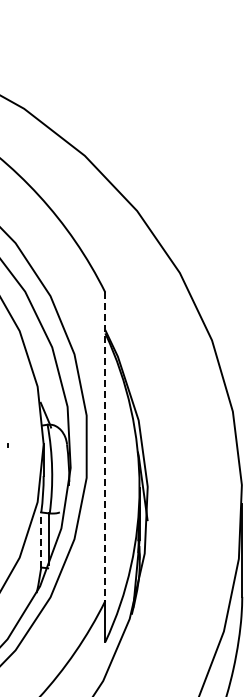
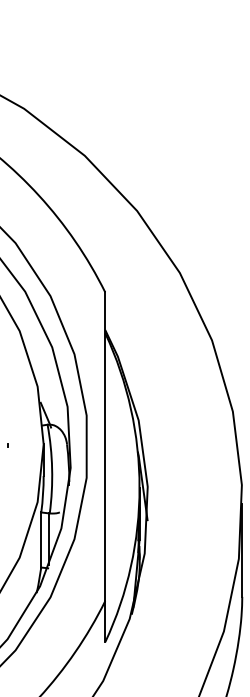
line: dashed -> solid (105, 447)
line: dashed -> solid (41, 540)
